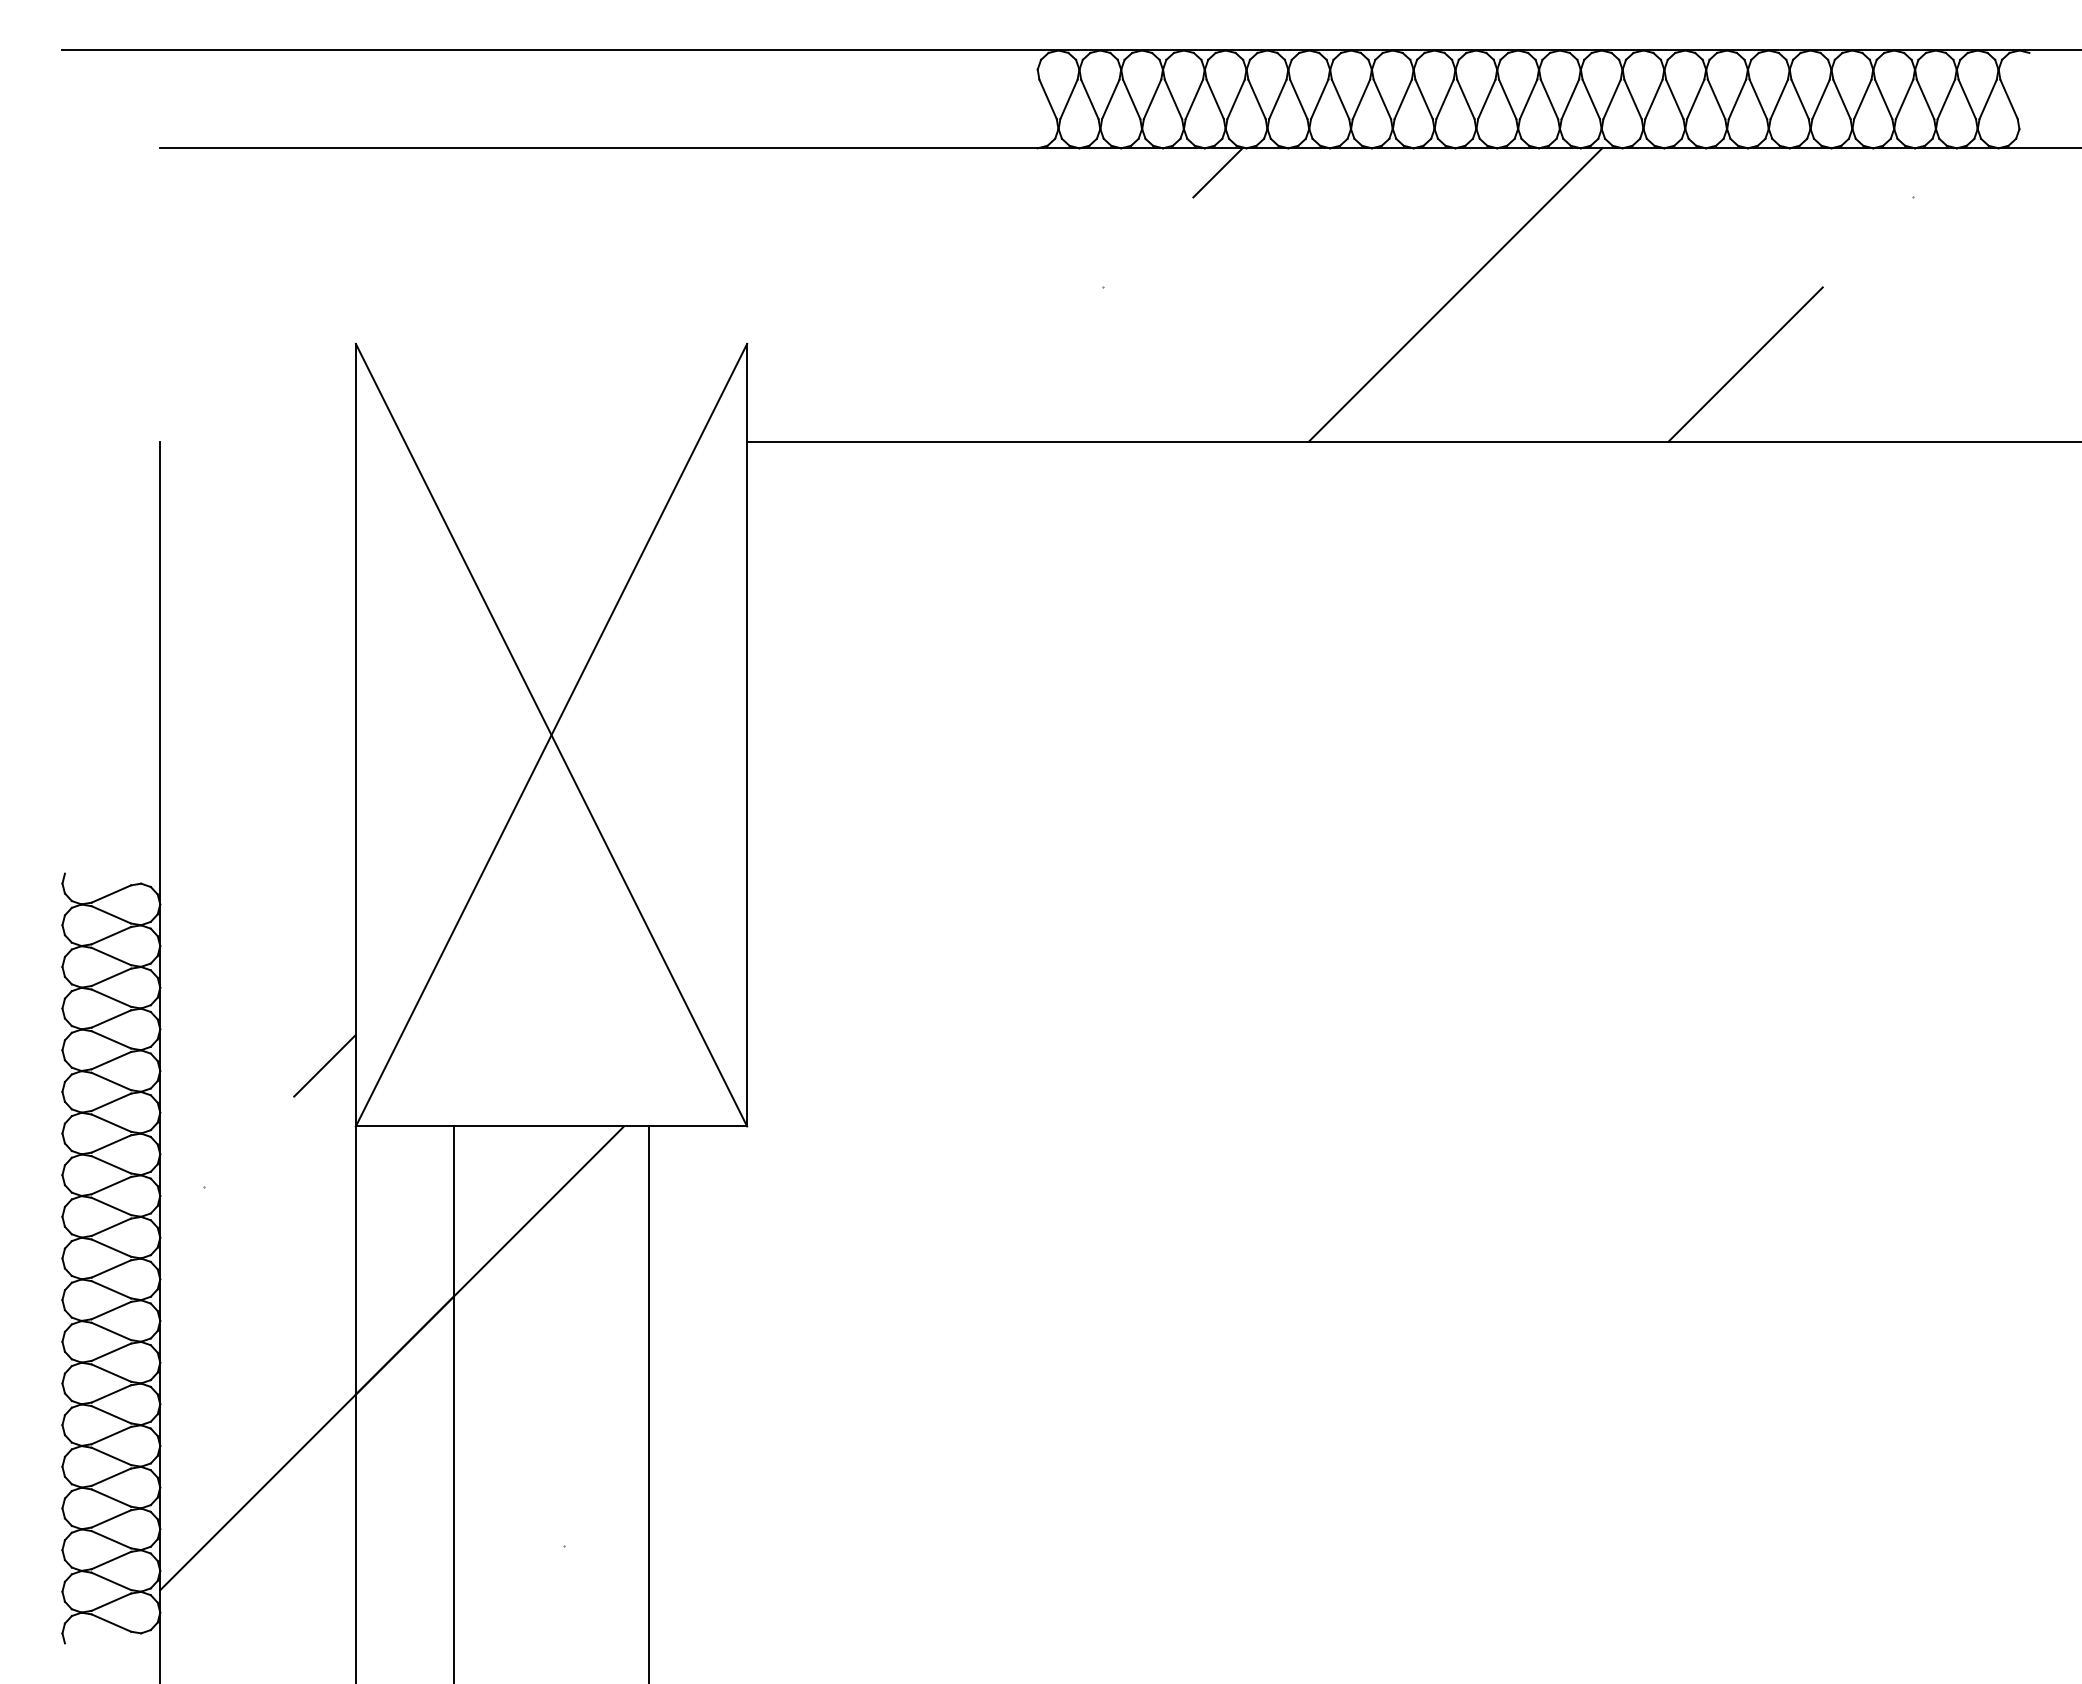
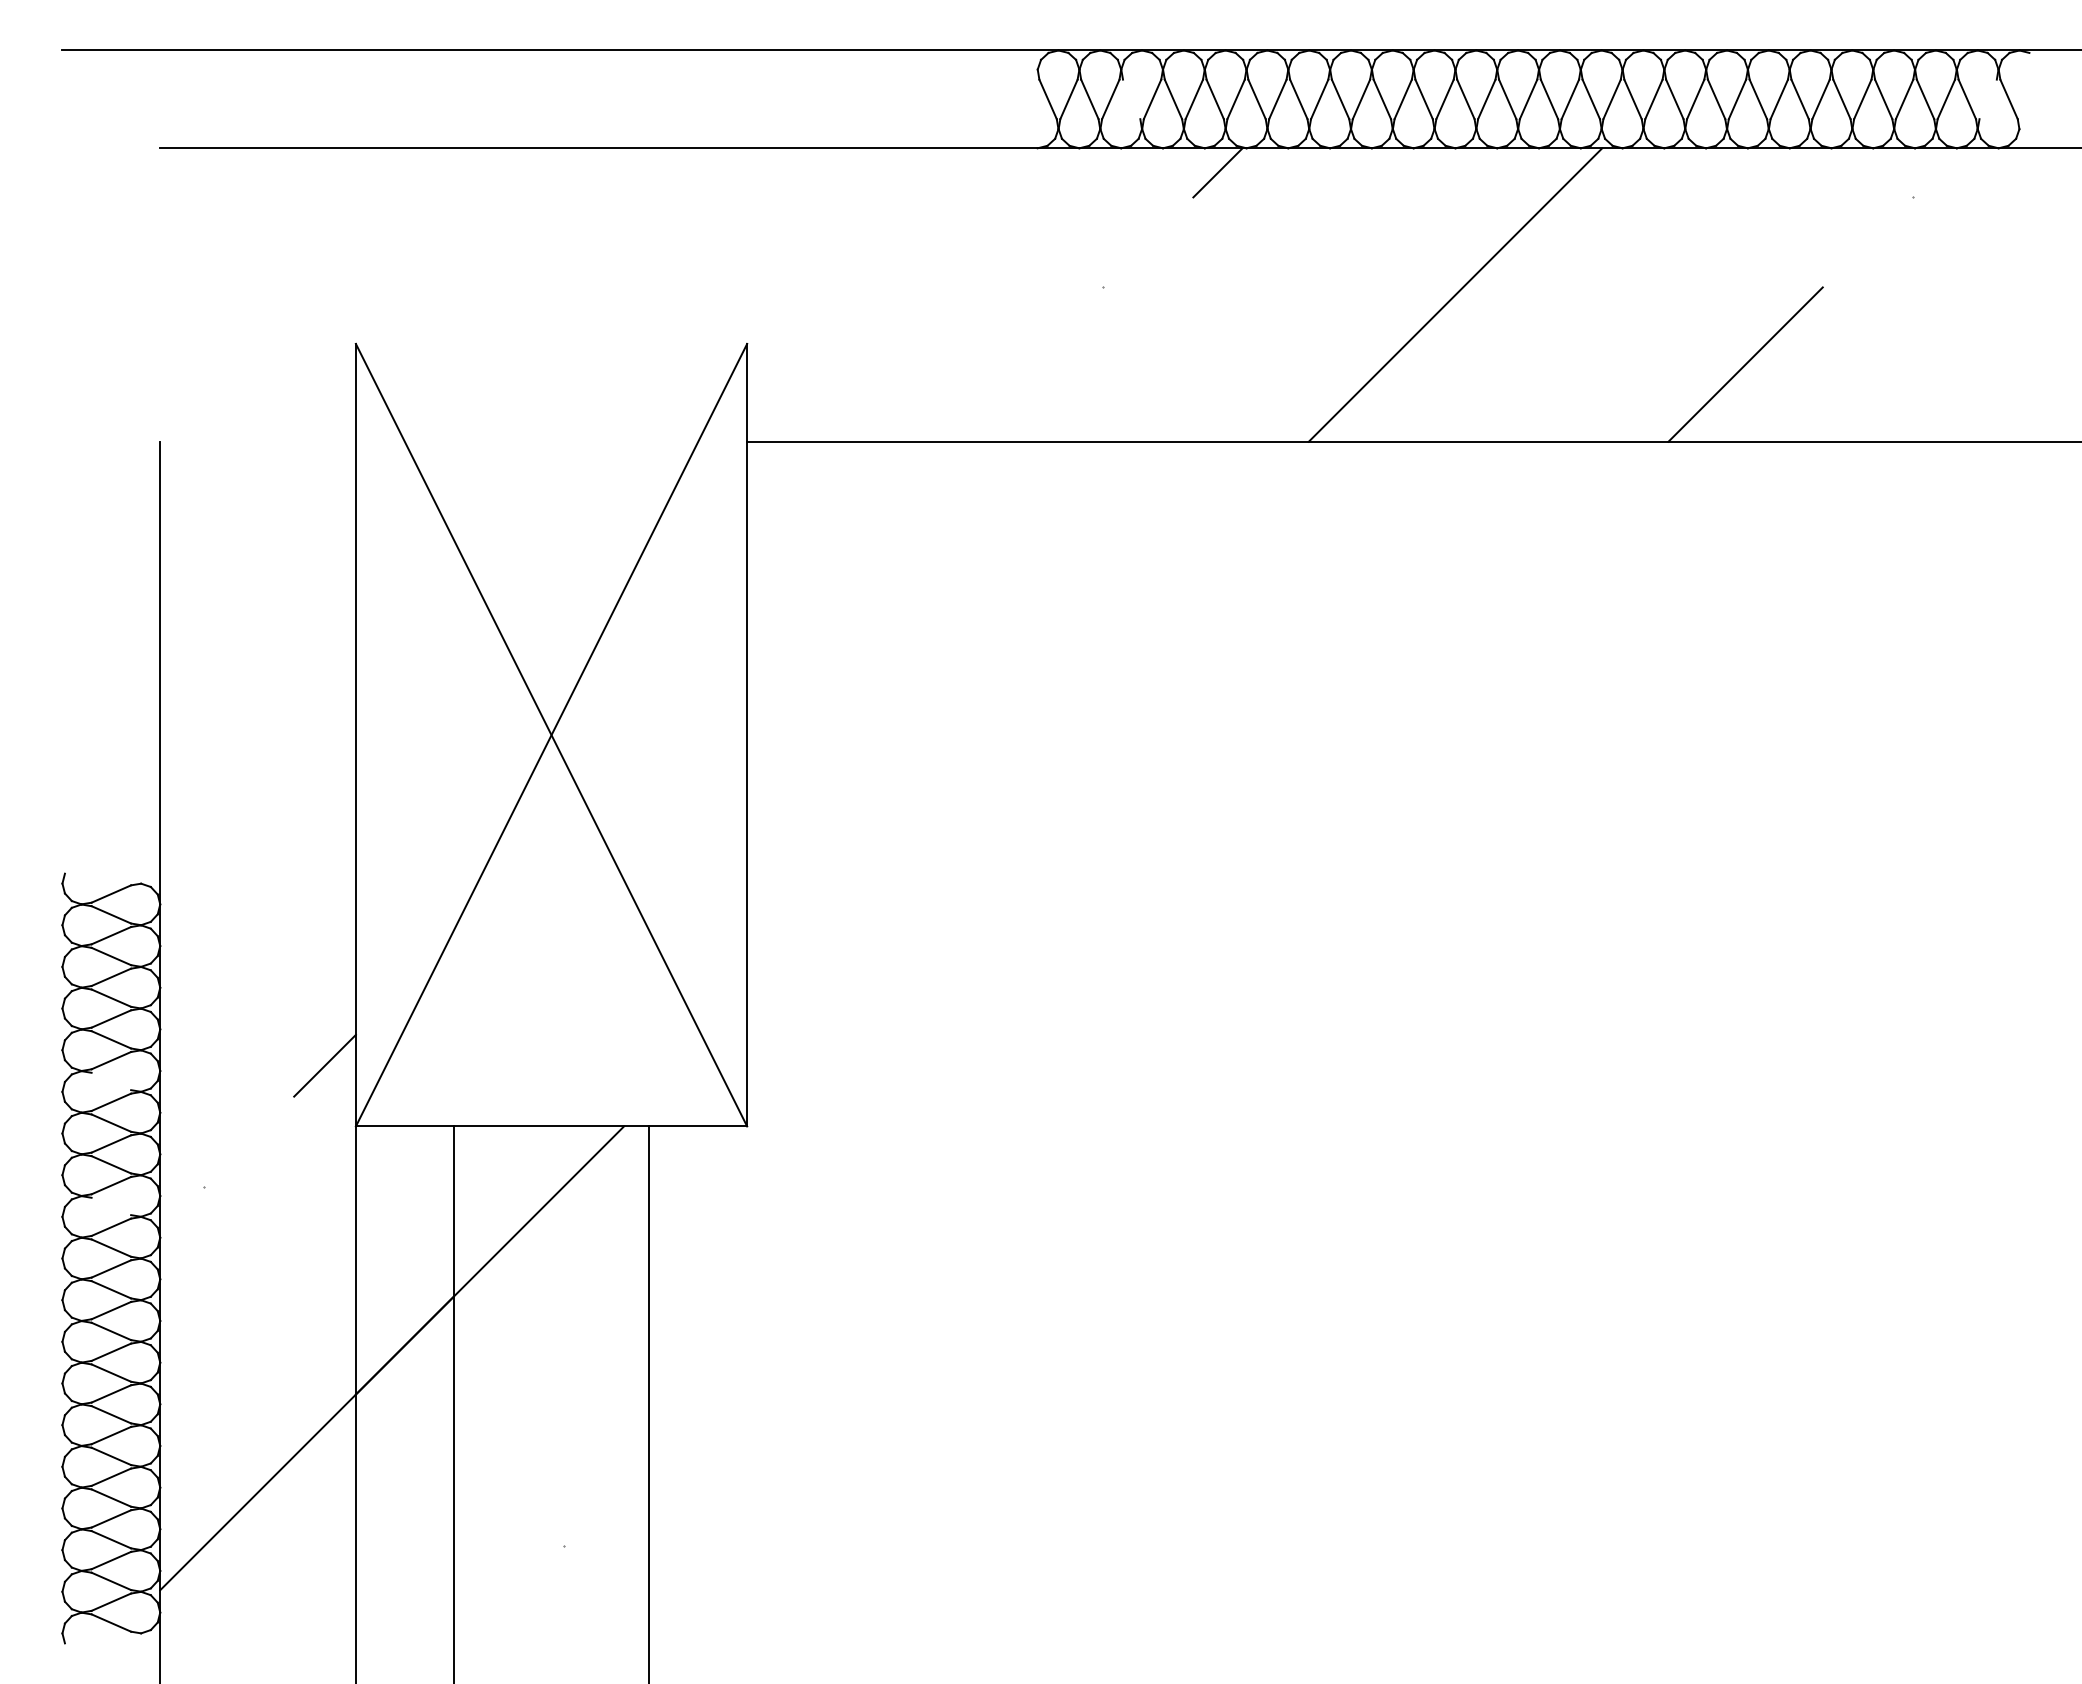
line: present -> none (1131, 99)
line: present -> none (1987, 99)
line: present -> none (111, 1081)
line: present -> none (111, 1206)
